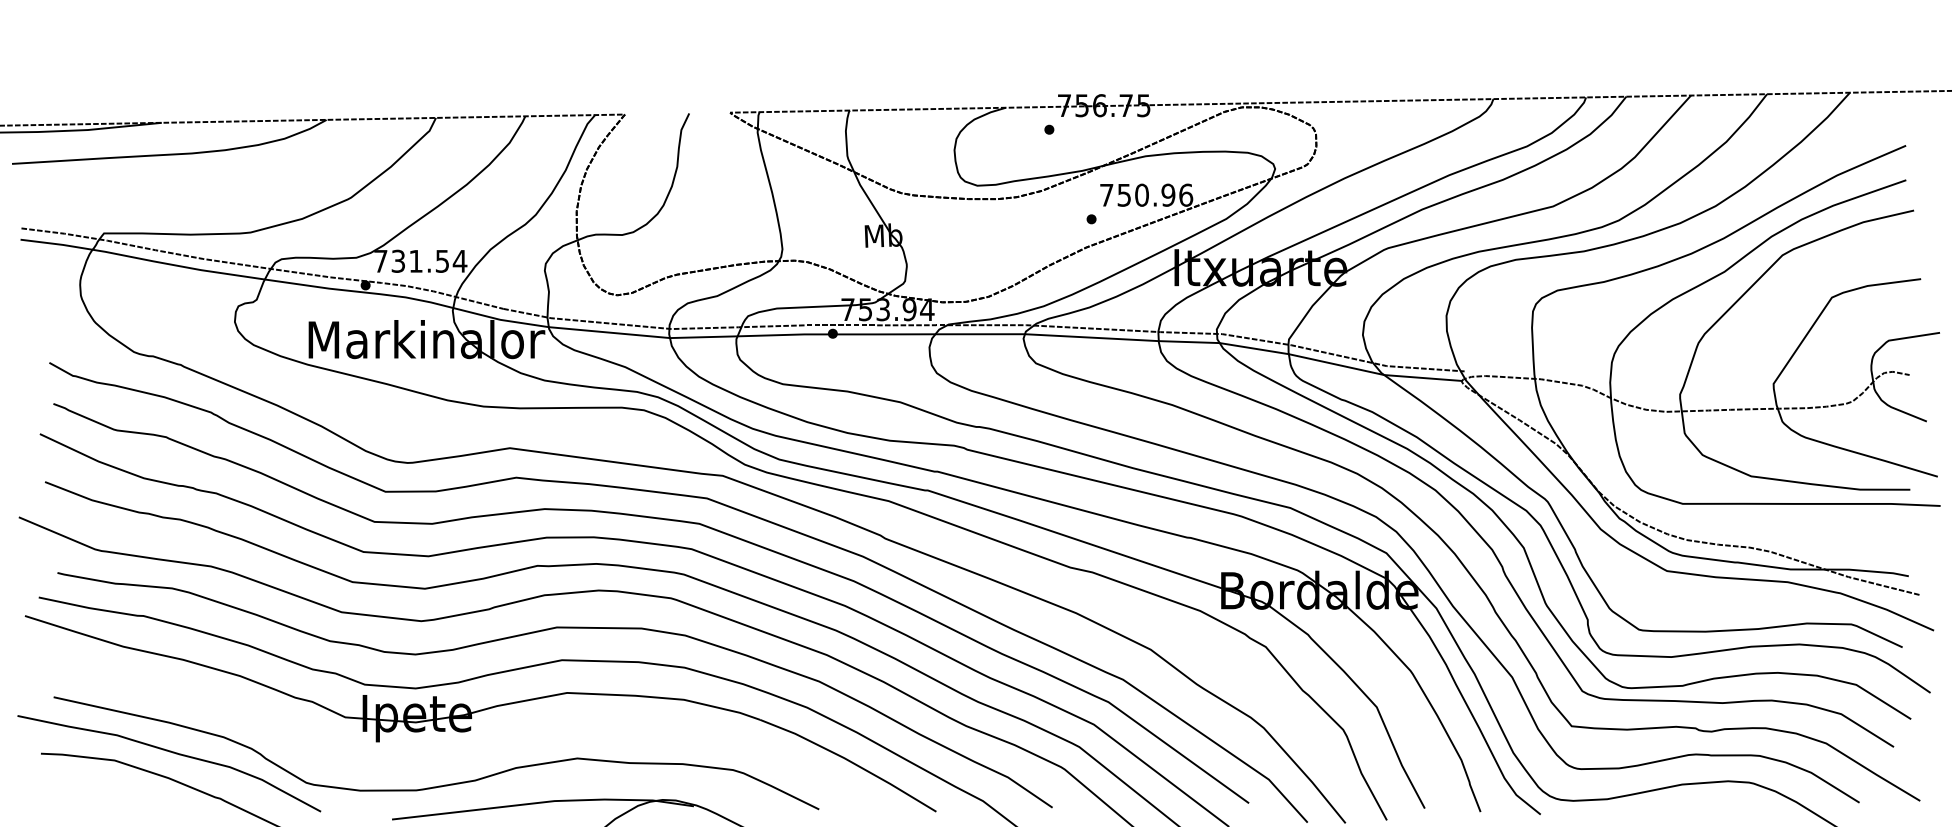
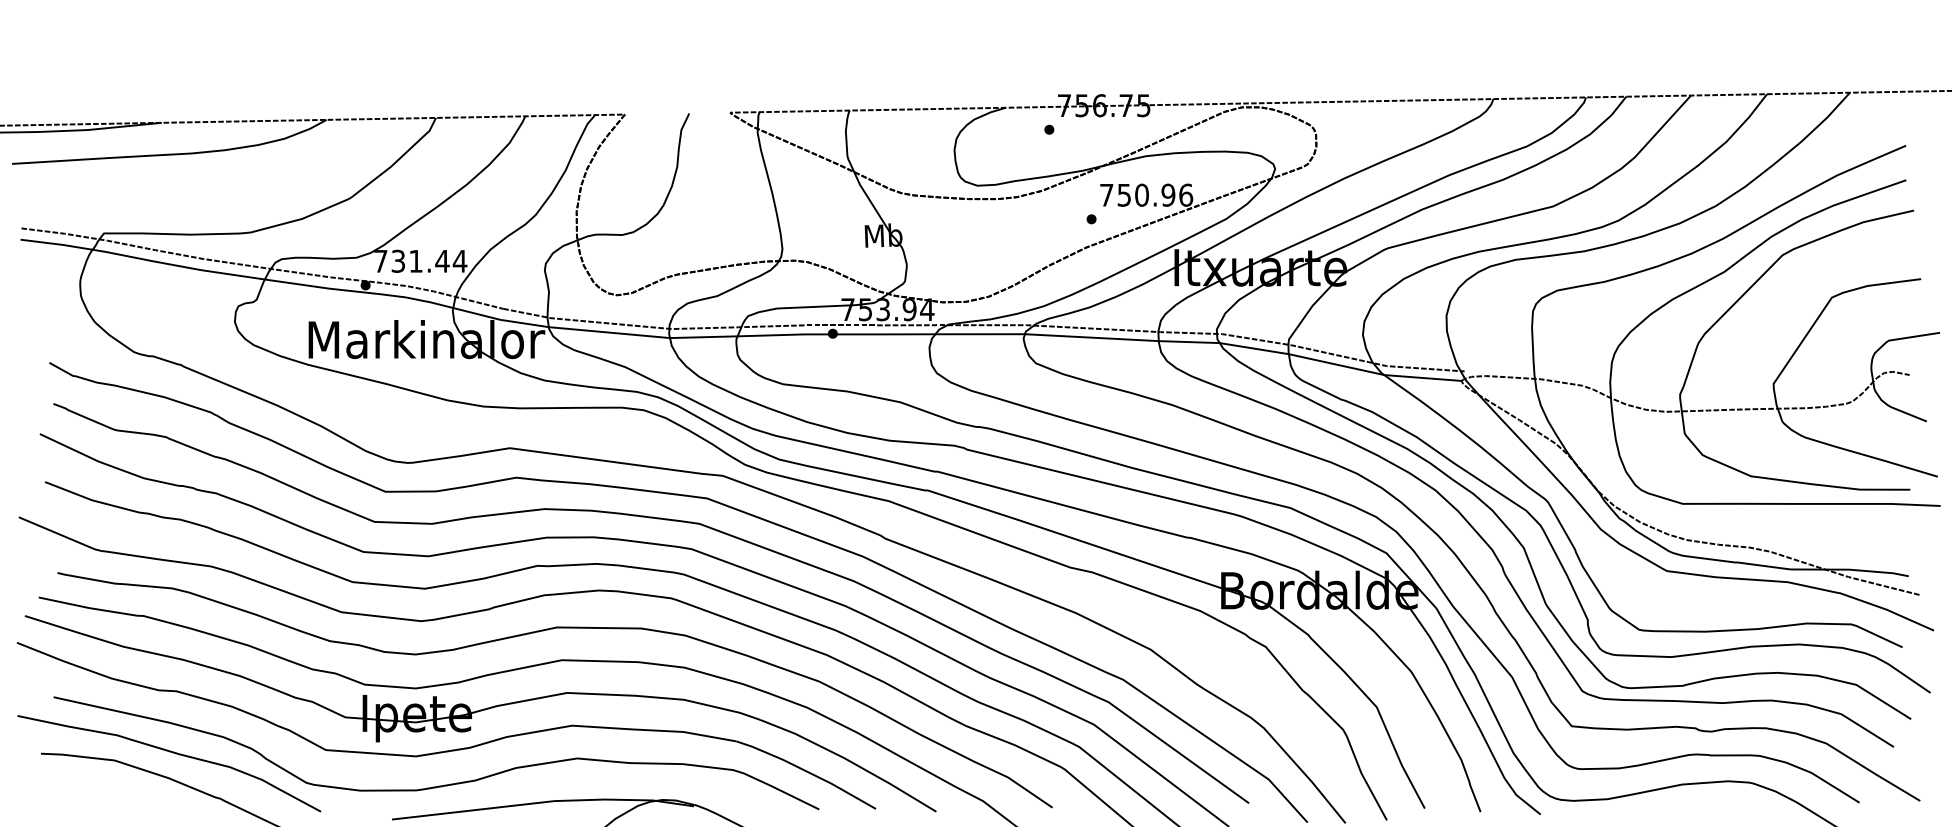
text: 731.54 -> 731.44 (442, 261)
part: none -> present (451, 749)
